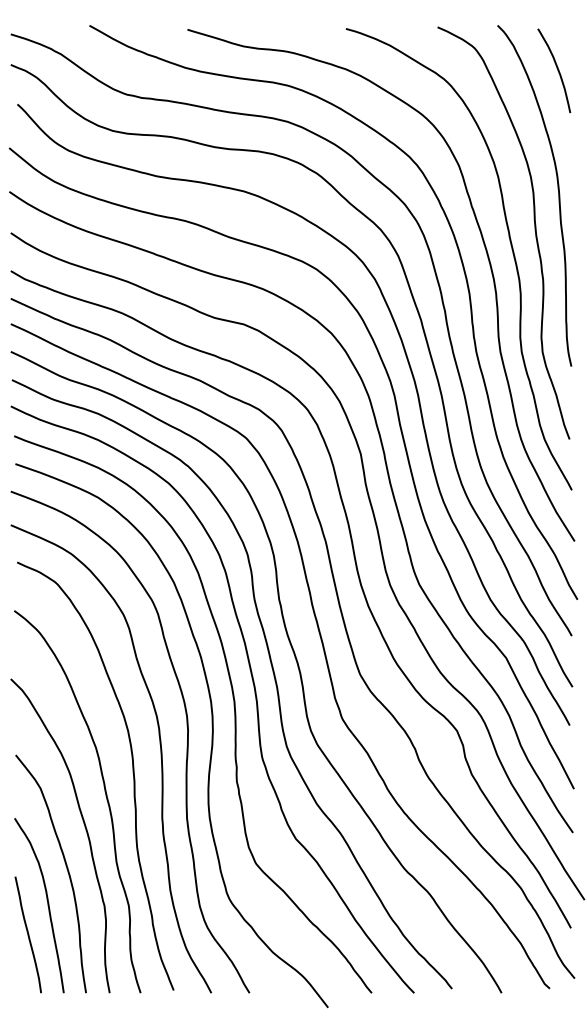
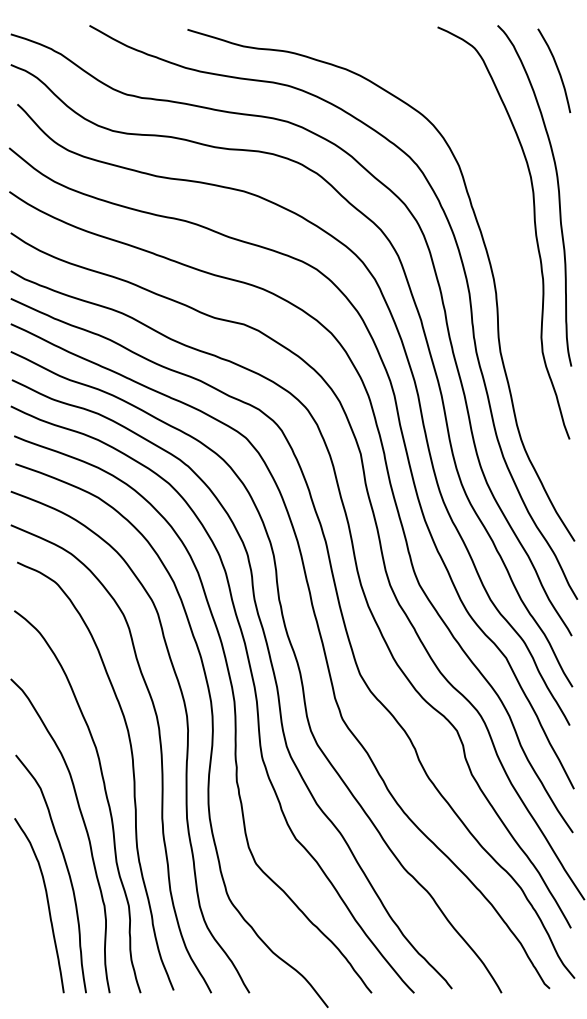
curve: present -> none (510, 245)
curve: present -> none (27, 934)
